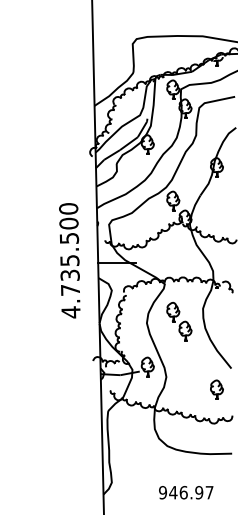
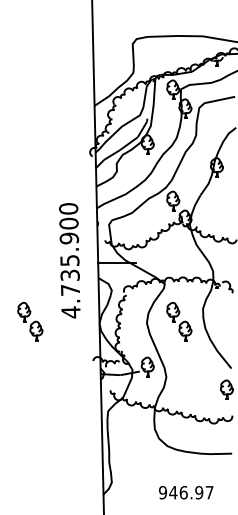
text: 4.735.500 -> 4.735.900 (68, 238)
part: none -> present (30, 321)
part position: (216, 389) -> (226, 389) (226, 389)
